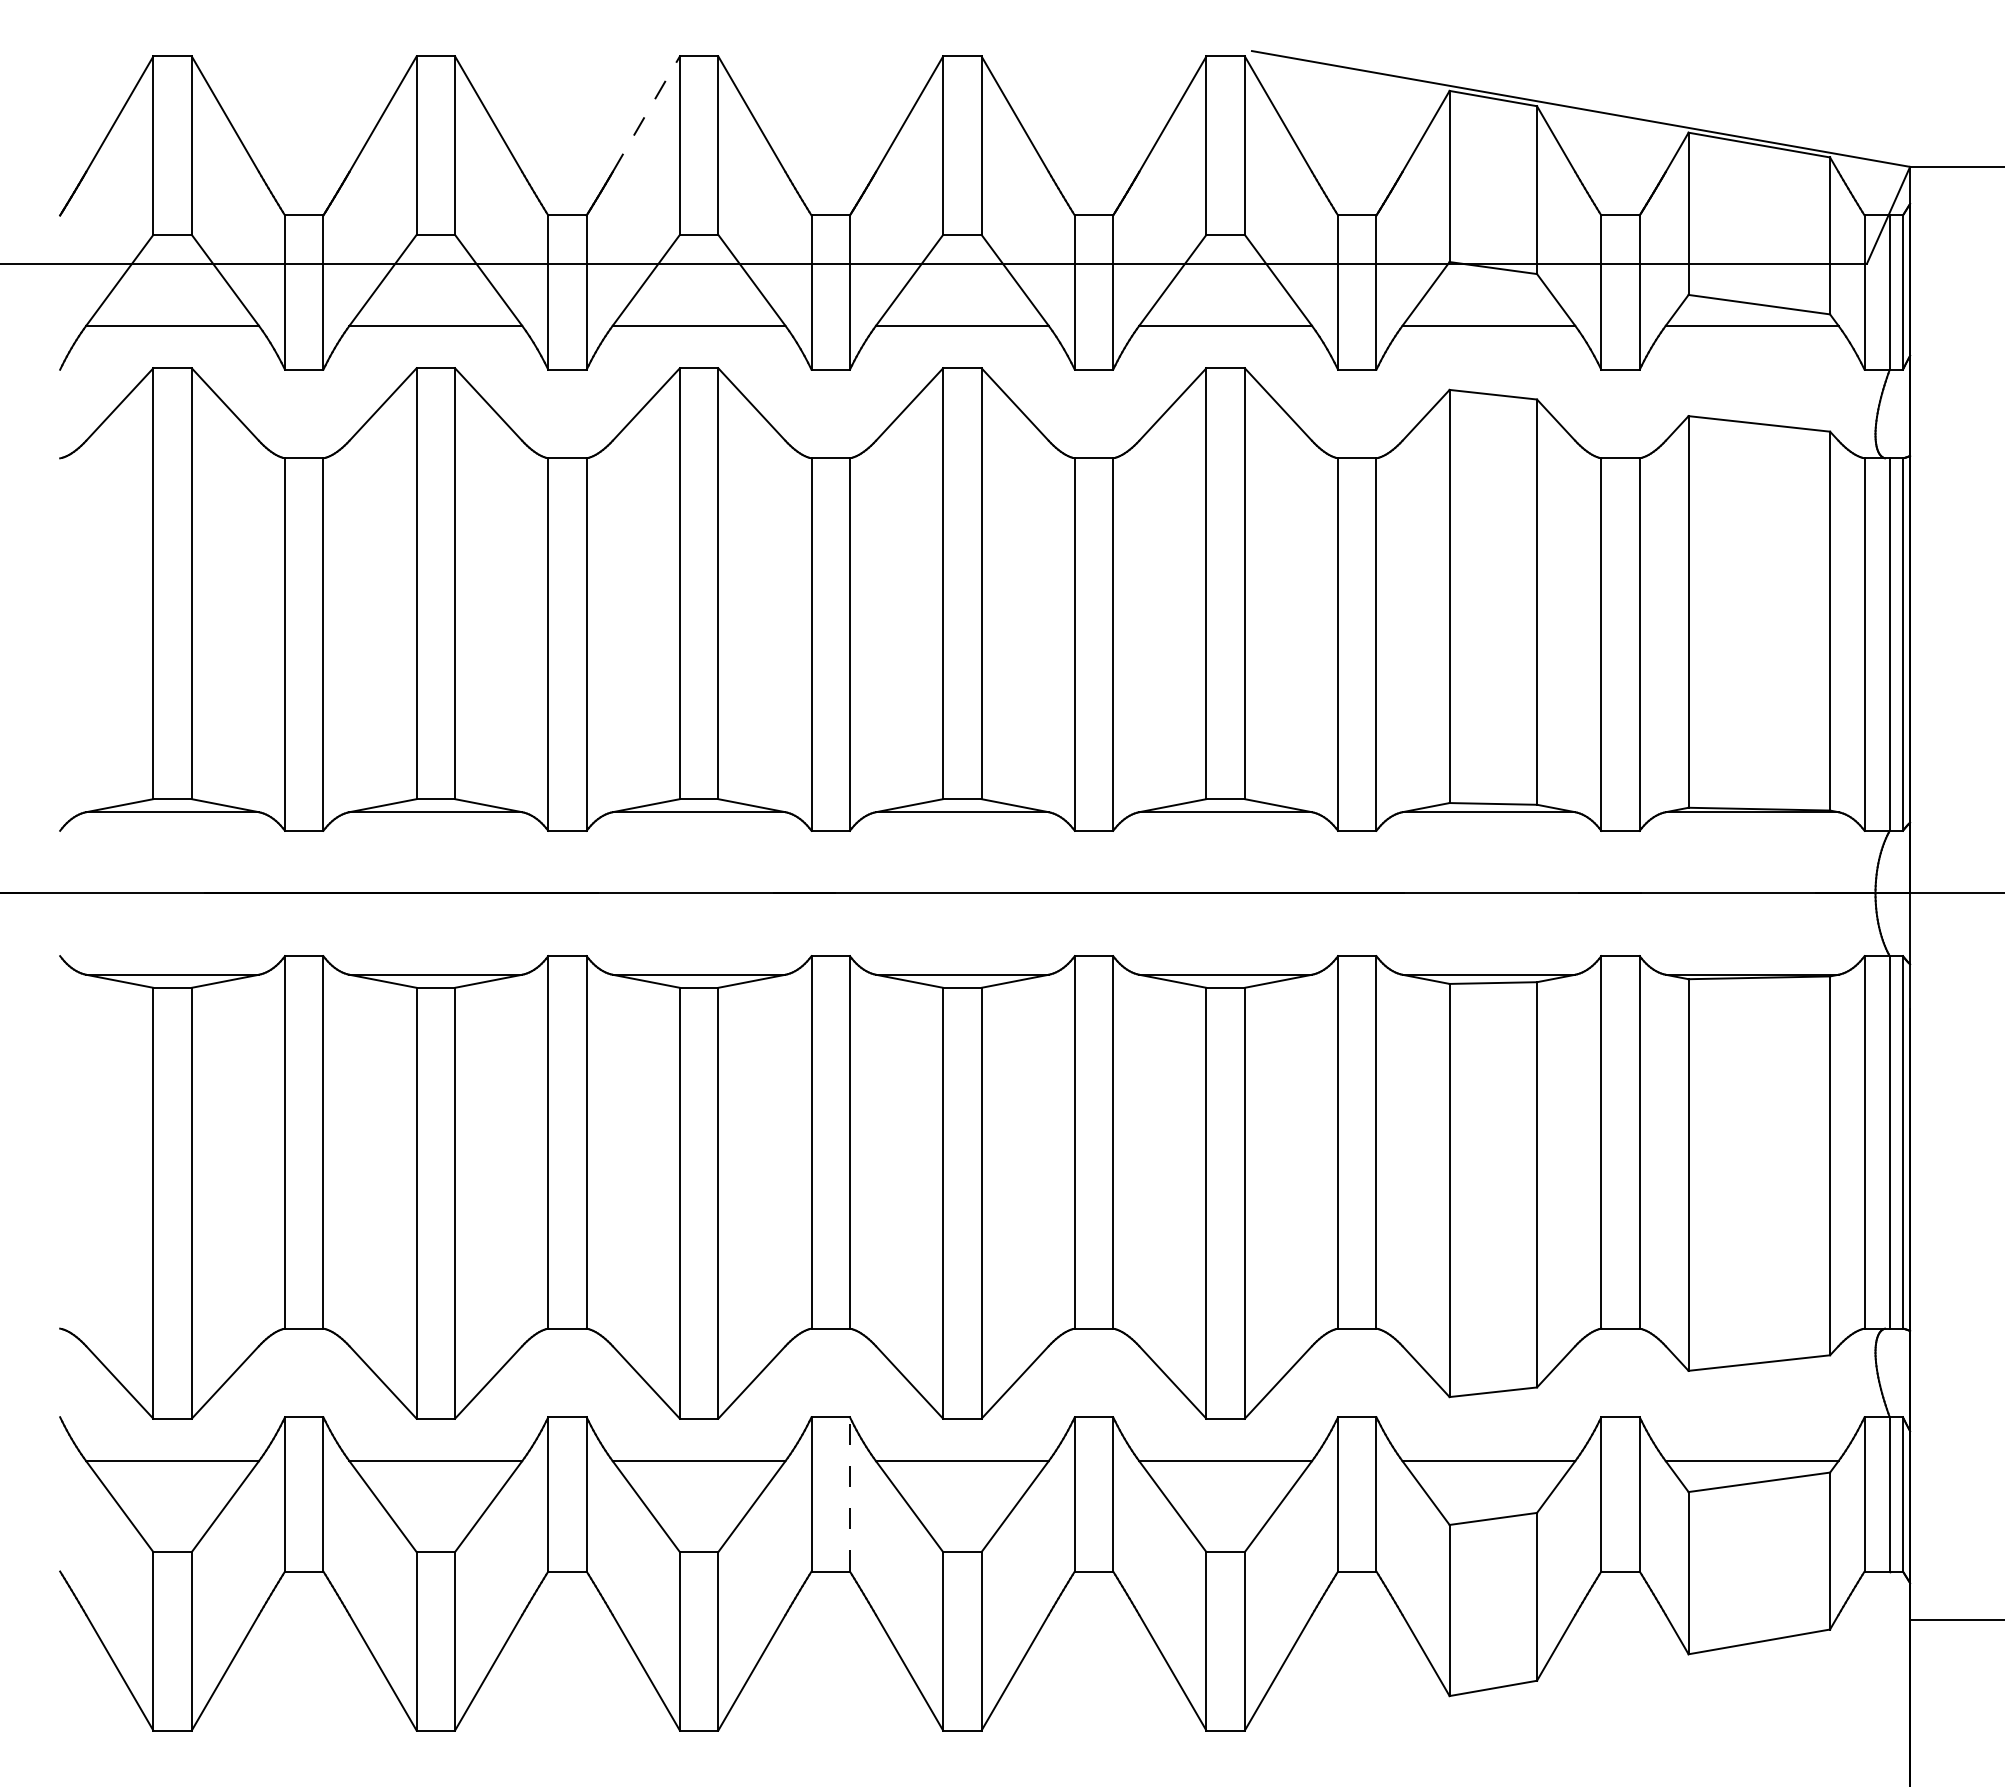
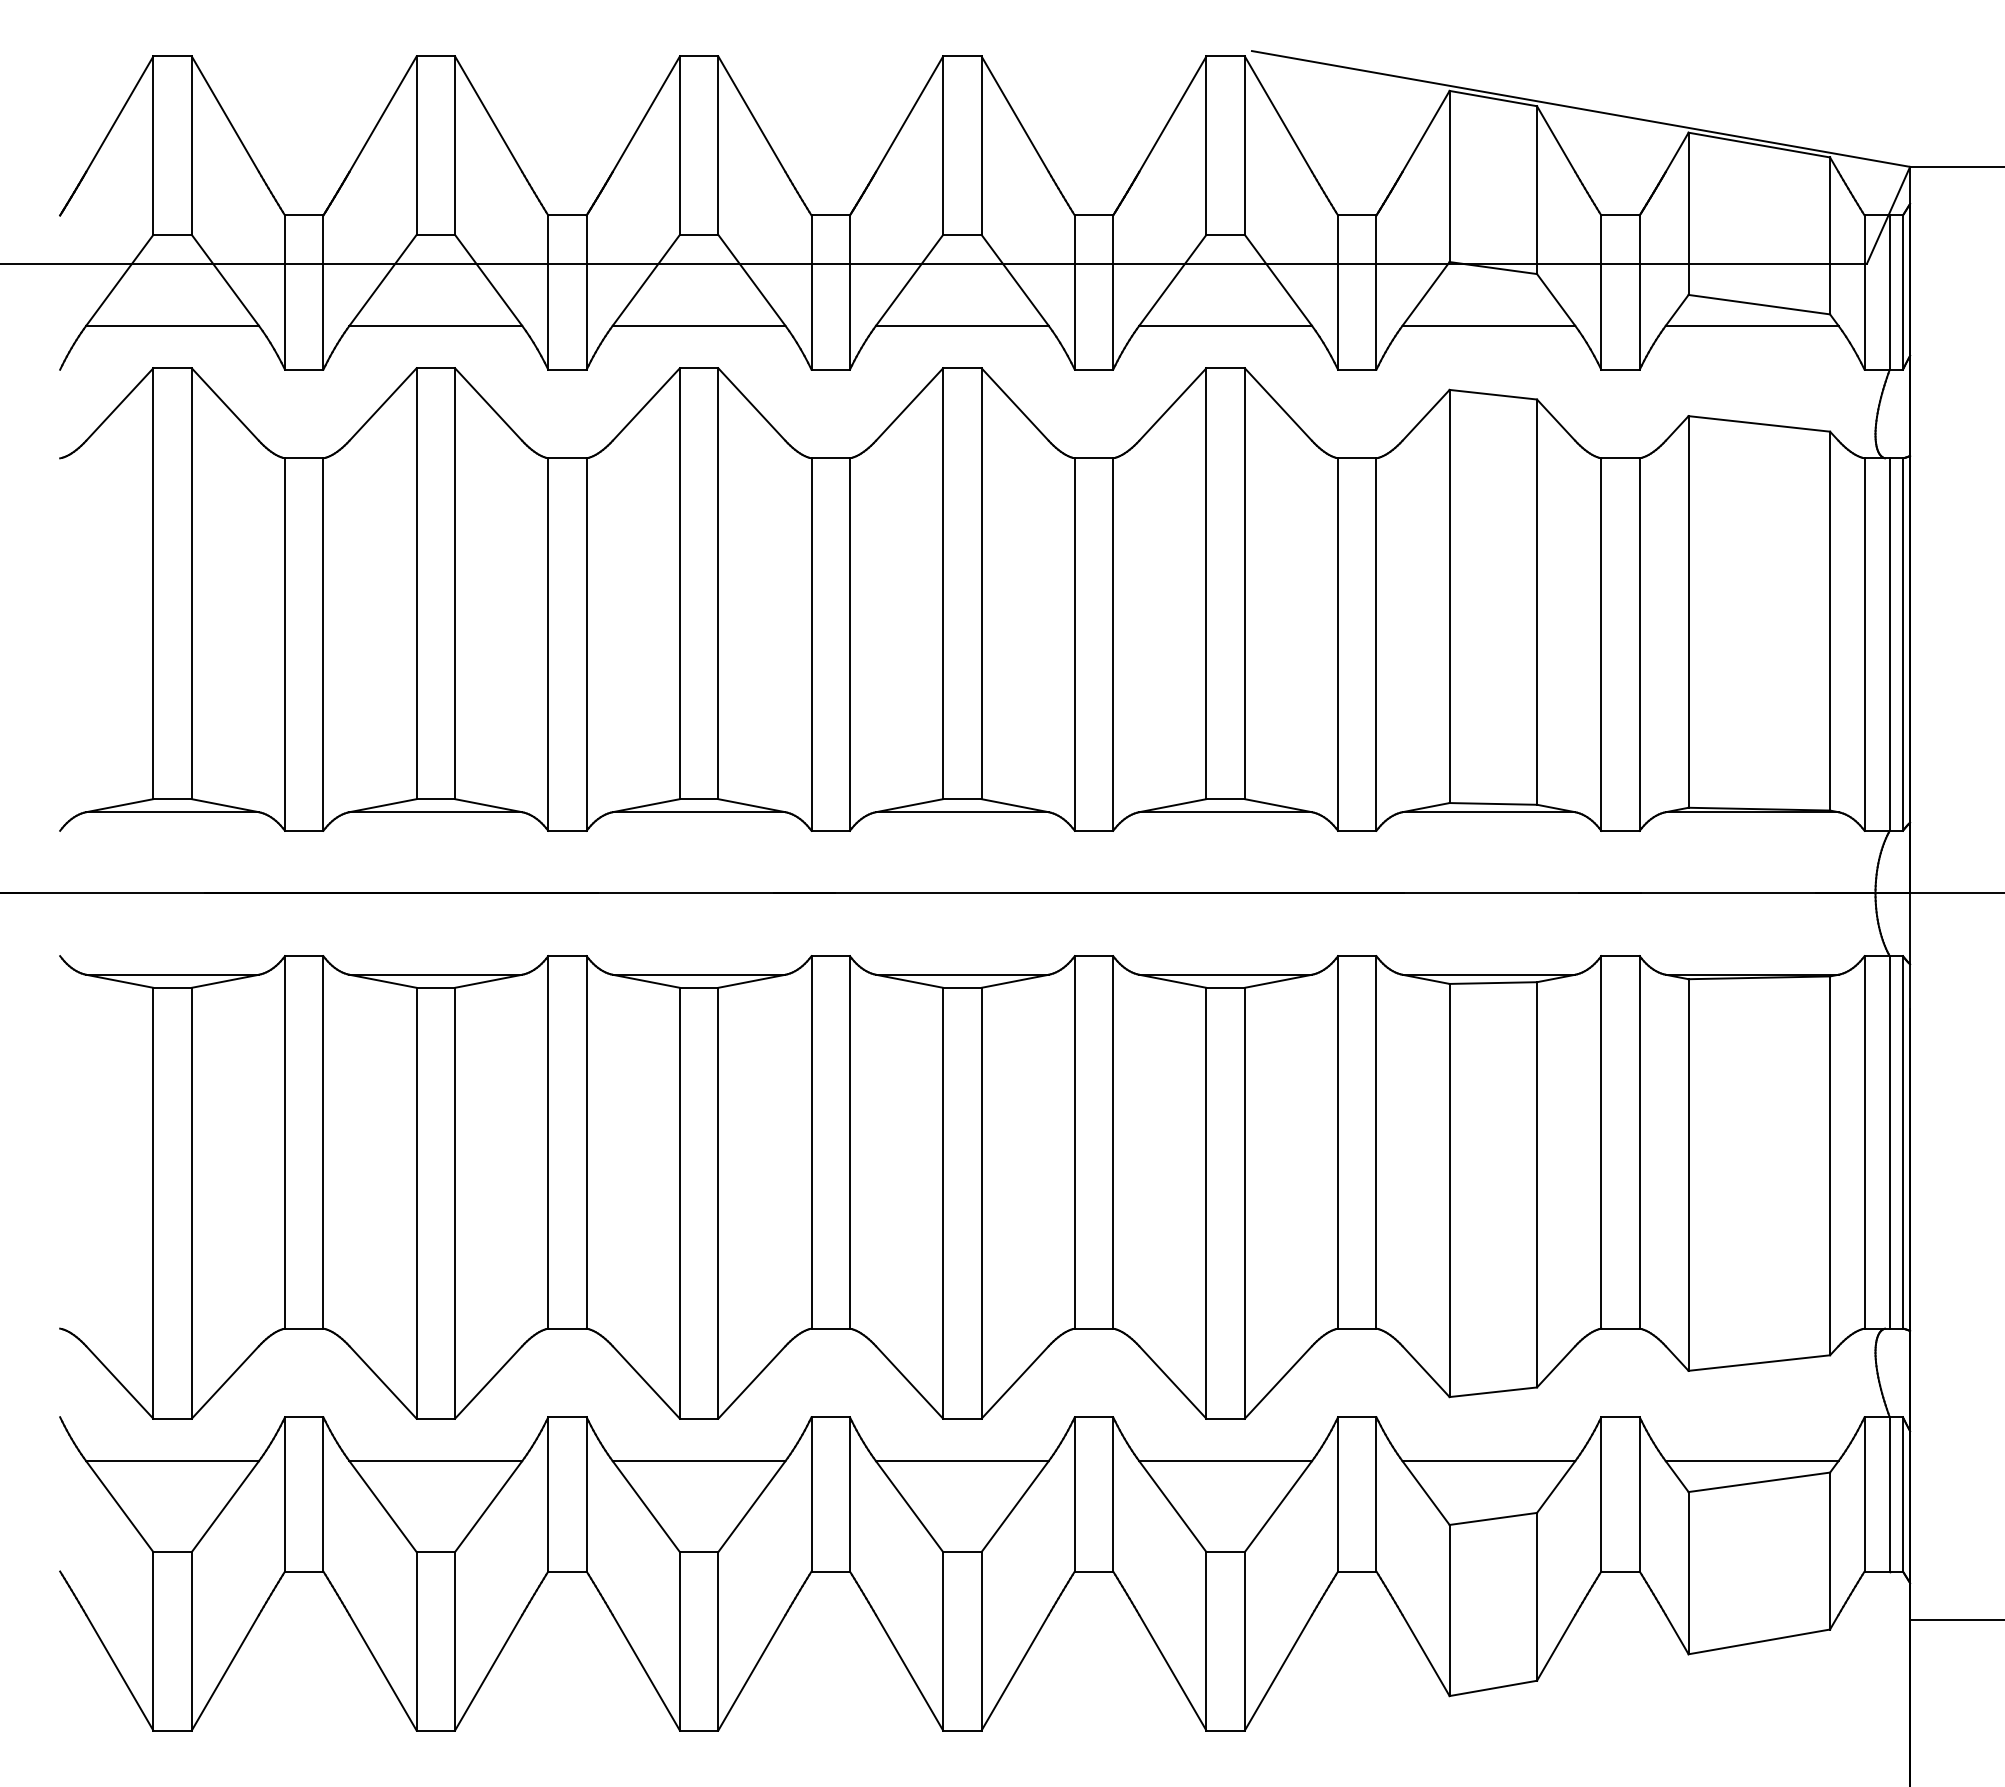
line: dashed -> solid (646, 114)
line: dashed -> solid (849, 1493)
